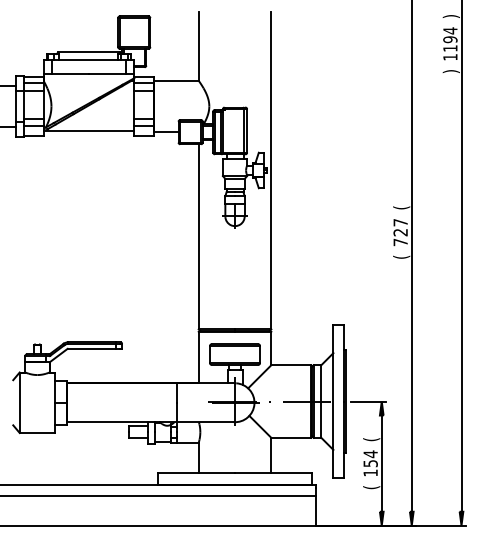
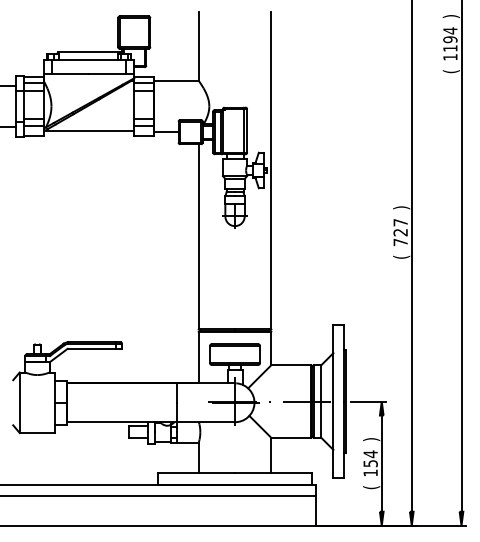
text: ) -> ( (450, 71)
text: ( -> ) (401, 207)
text: ( -> ) (371, 439)
